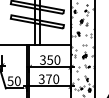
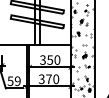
text: 50 -> 59 (17, 80)
